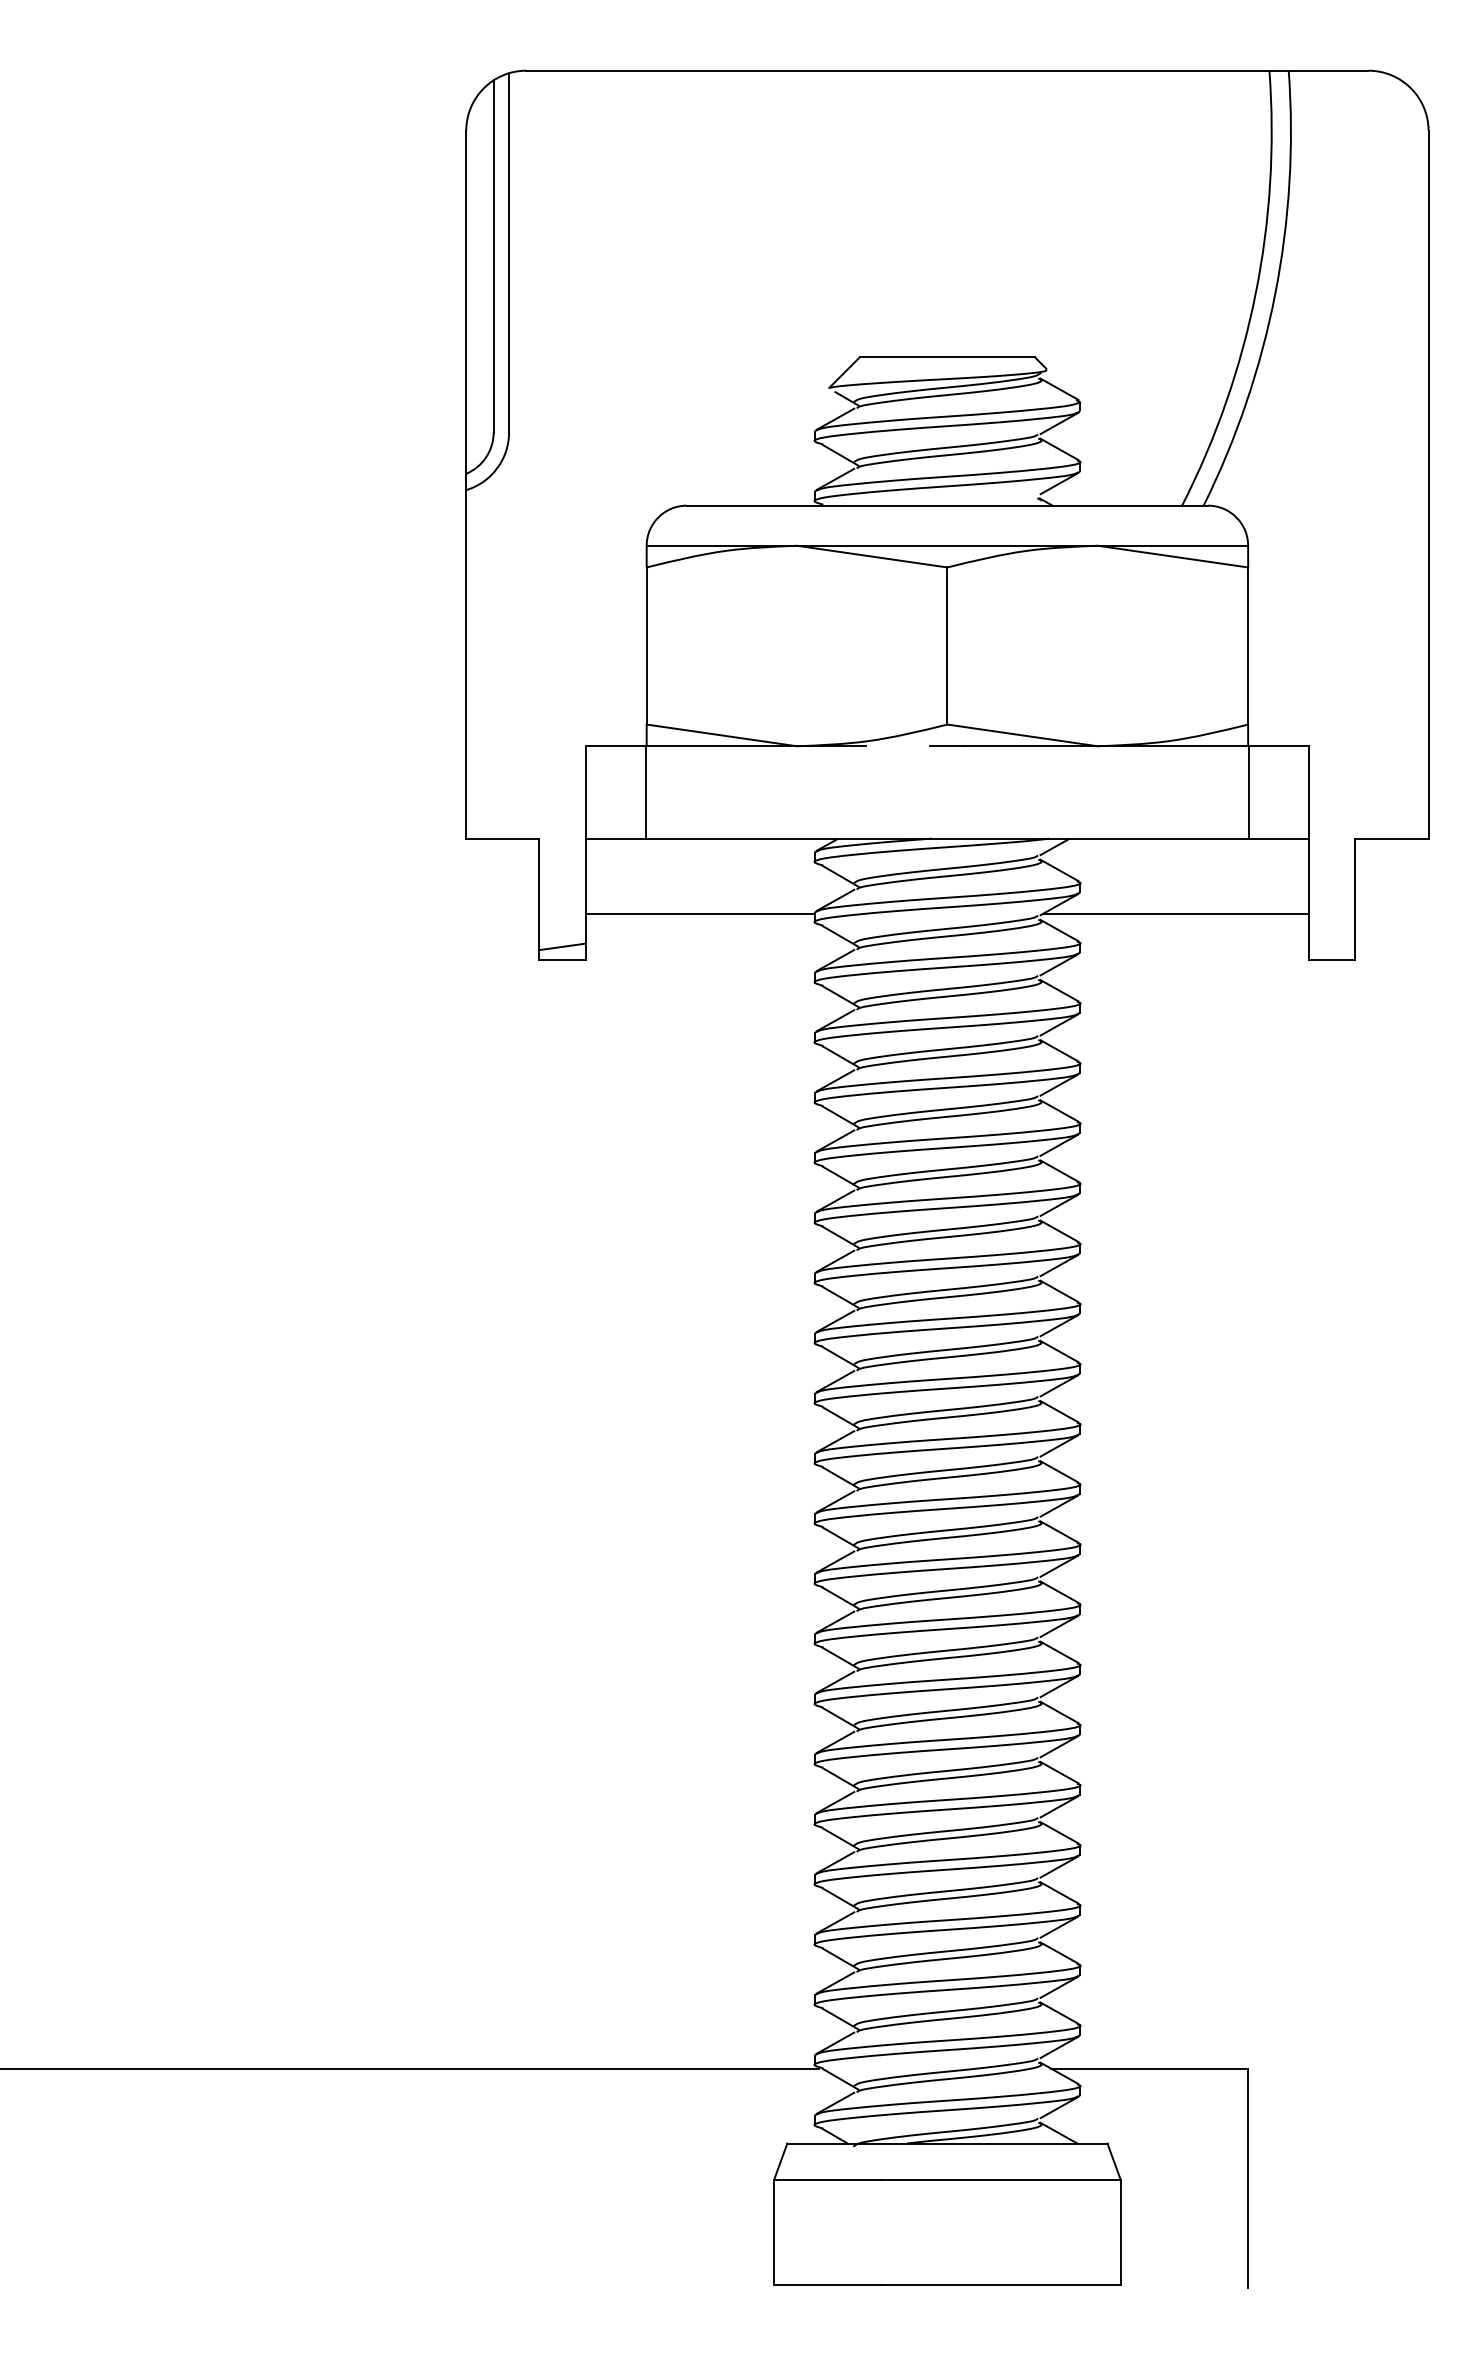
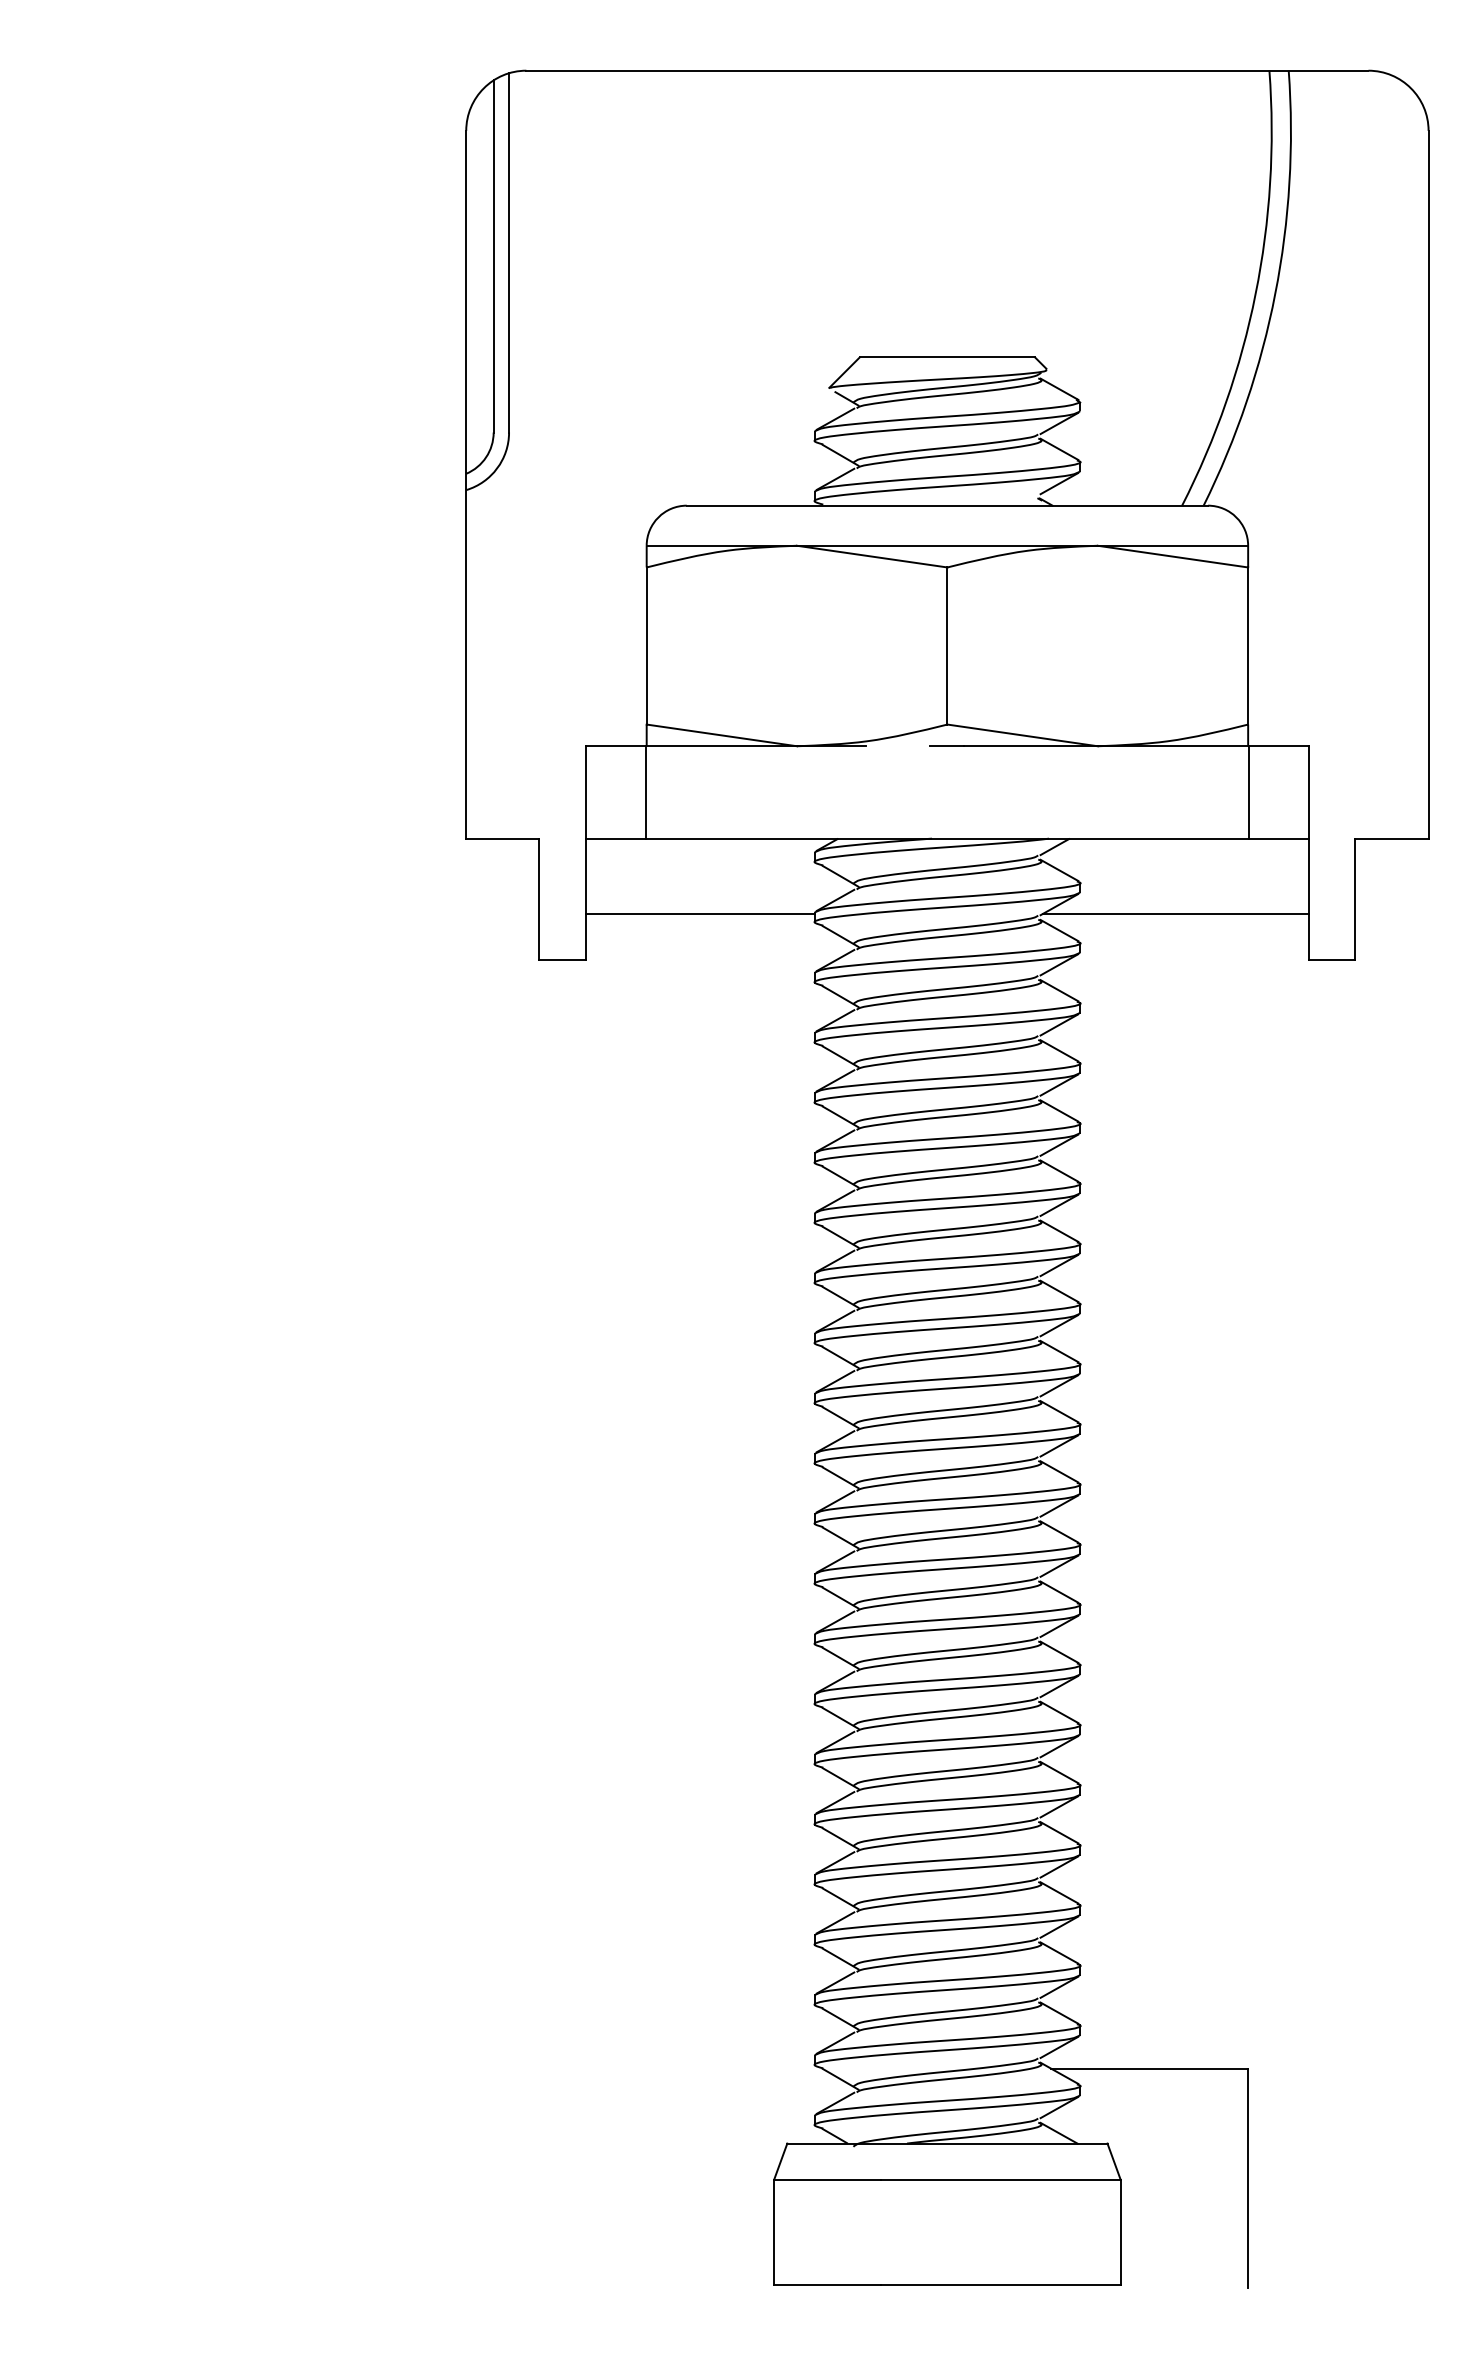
line: present -> none (562, 946)
line: present -> none (410, 2068)
